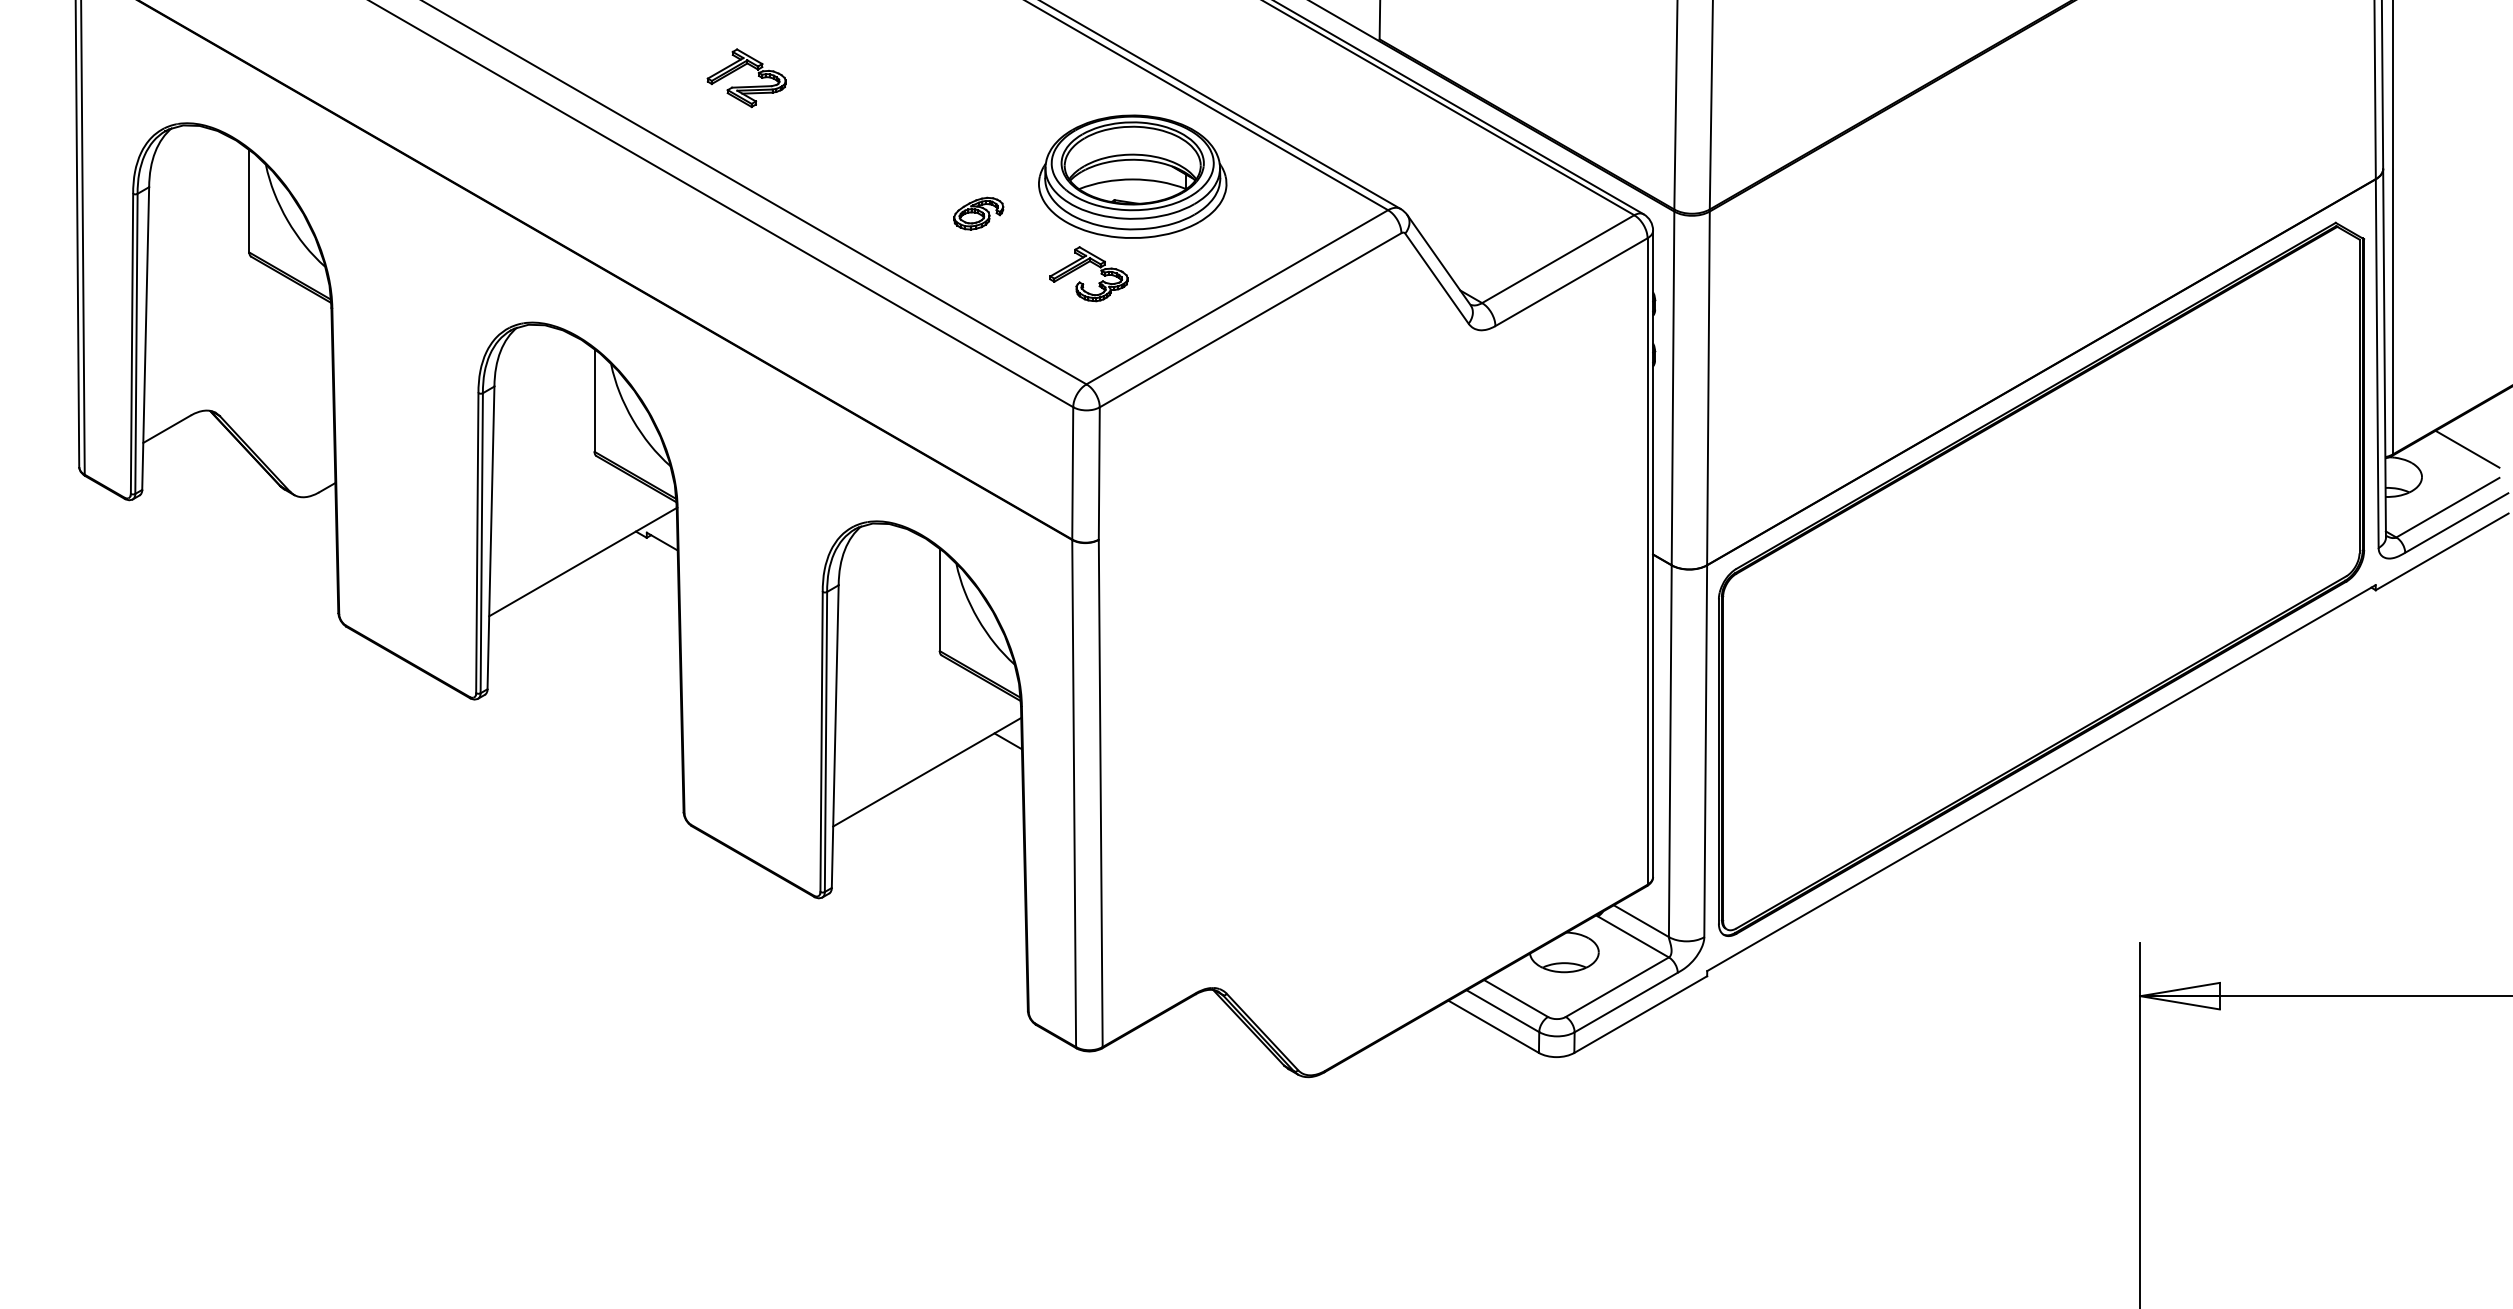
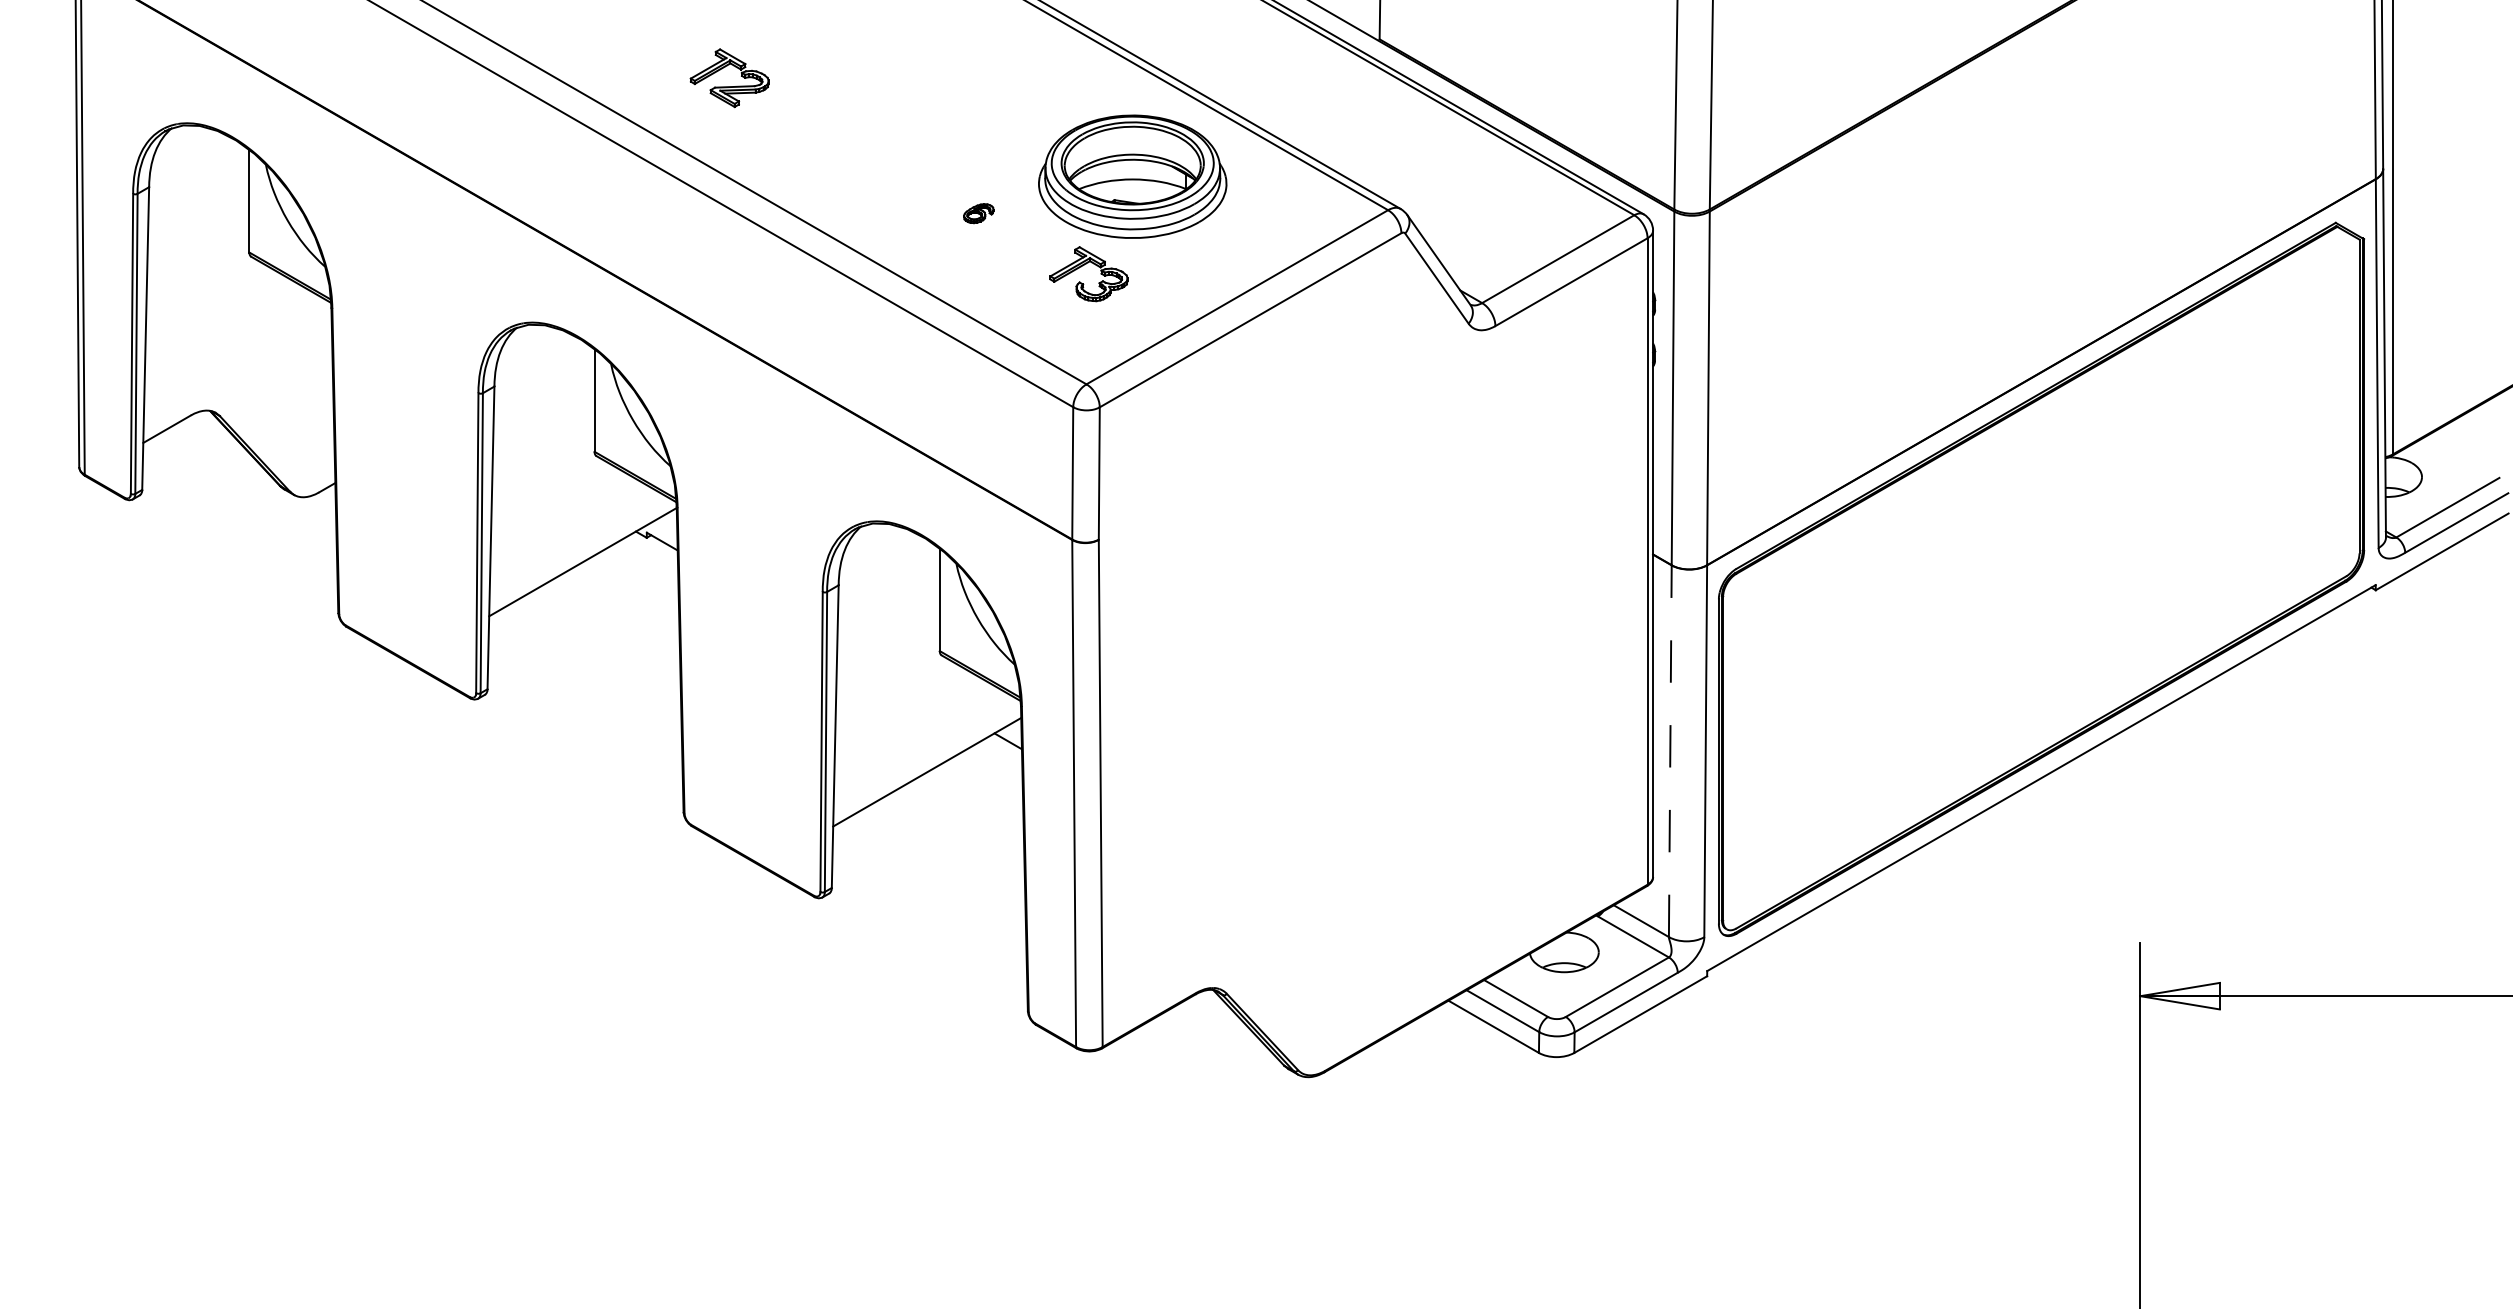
part position: (746, 86) -> (729, 86) (729, 86)
part size: 52x35 px -> 32x22 px (978, 213)
line: present -> none (2467, 448)
line: solid -> dashed (1670, 751)
